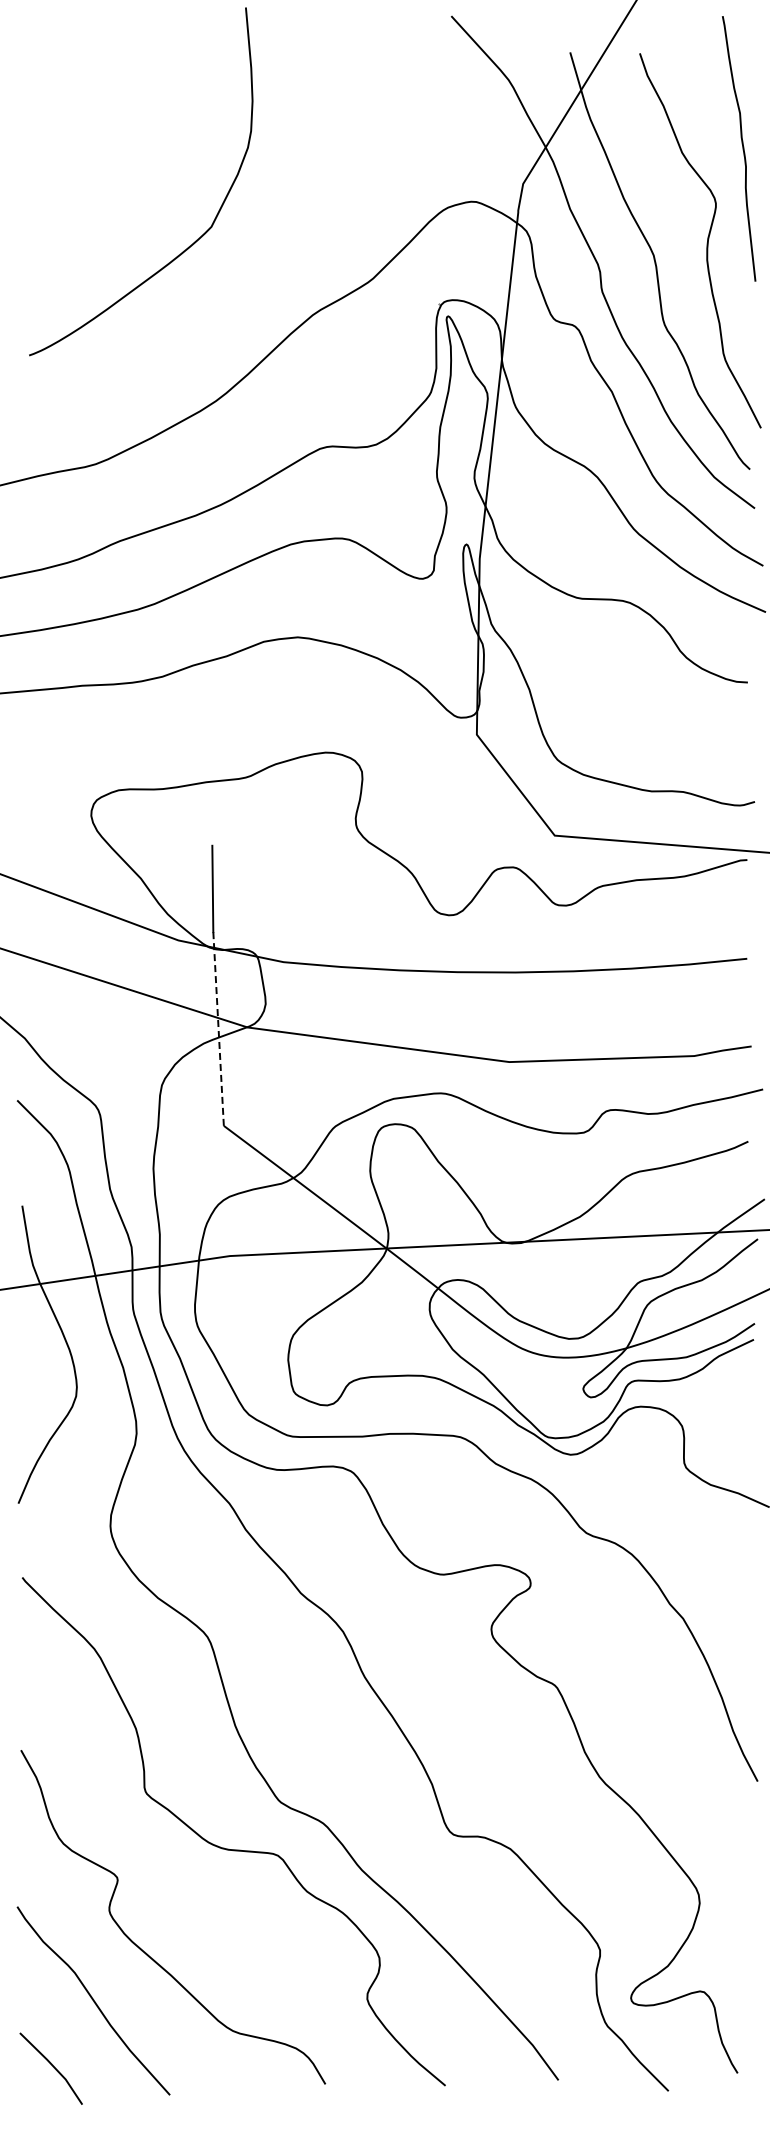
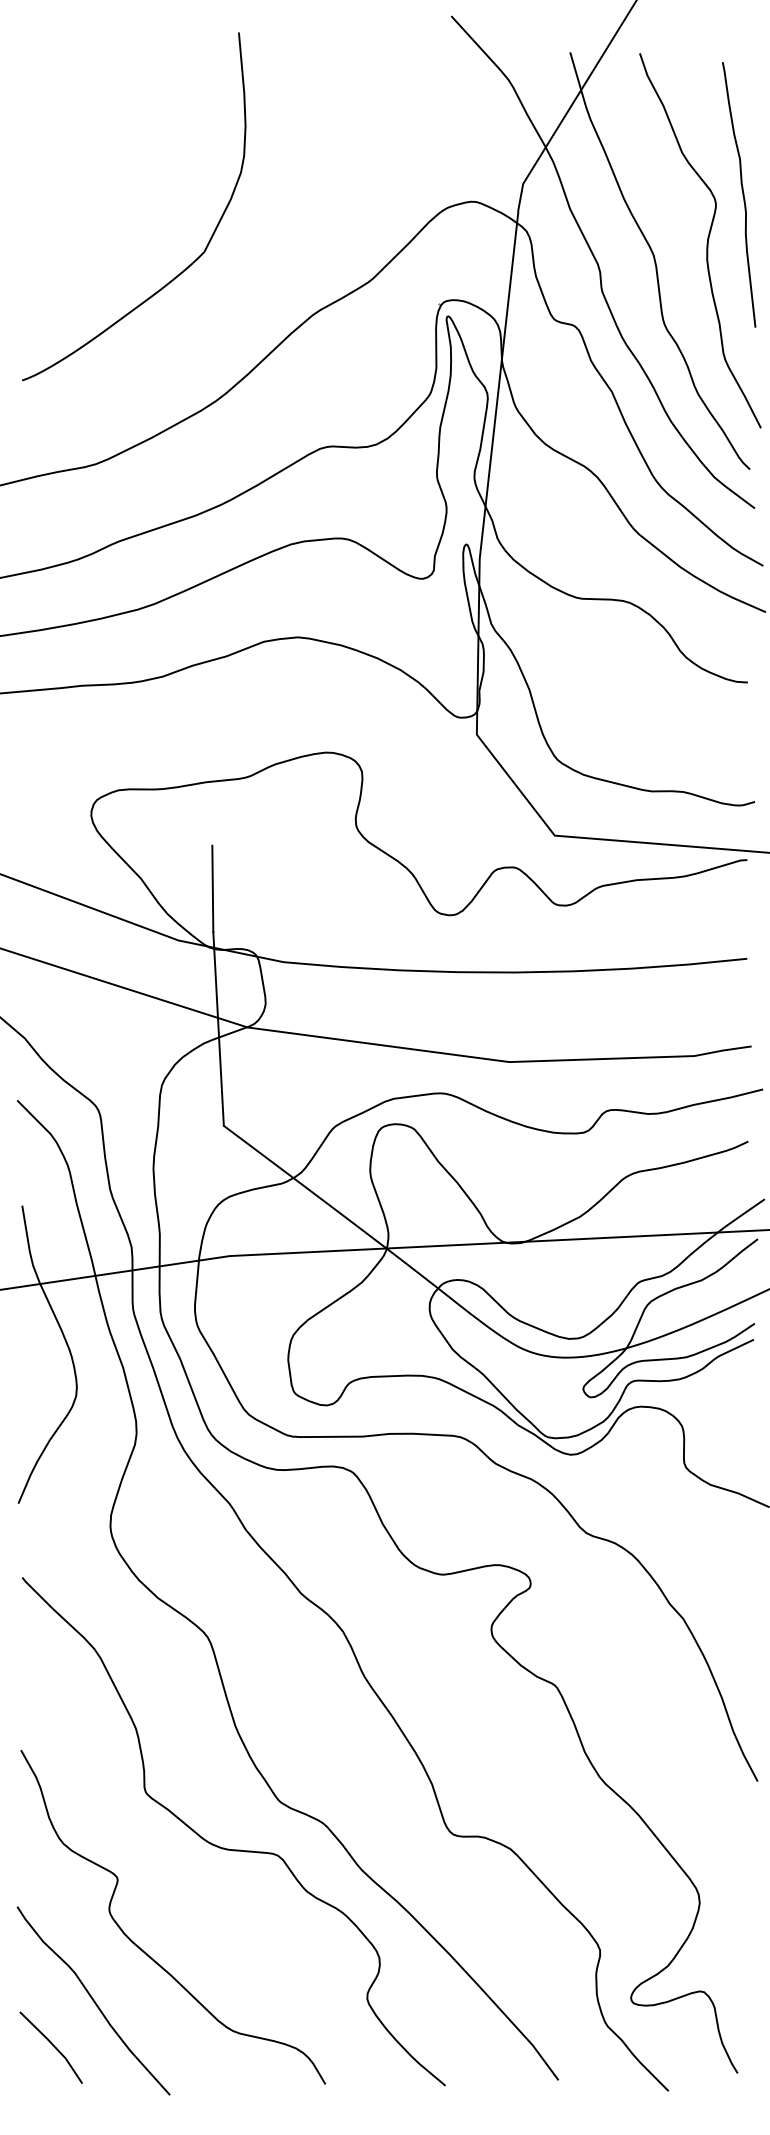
curve position: (742, 148) -> (742, 194) (742, 194)
curve position: (196, 239) -> (189, 264) (189, 264)
line: dashed -> solid (218, 1029)
line position: (52, 2066) -> (52, 2045) (52, 2045)
